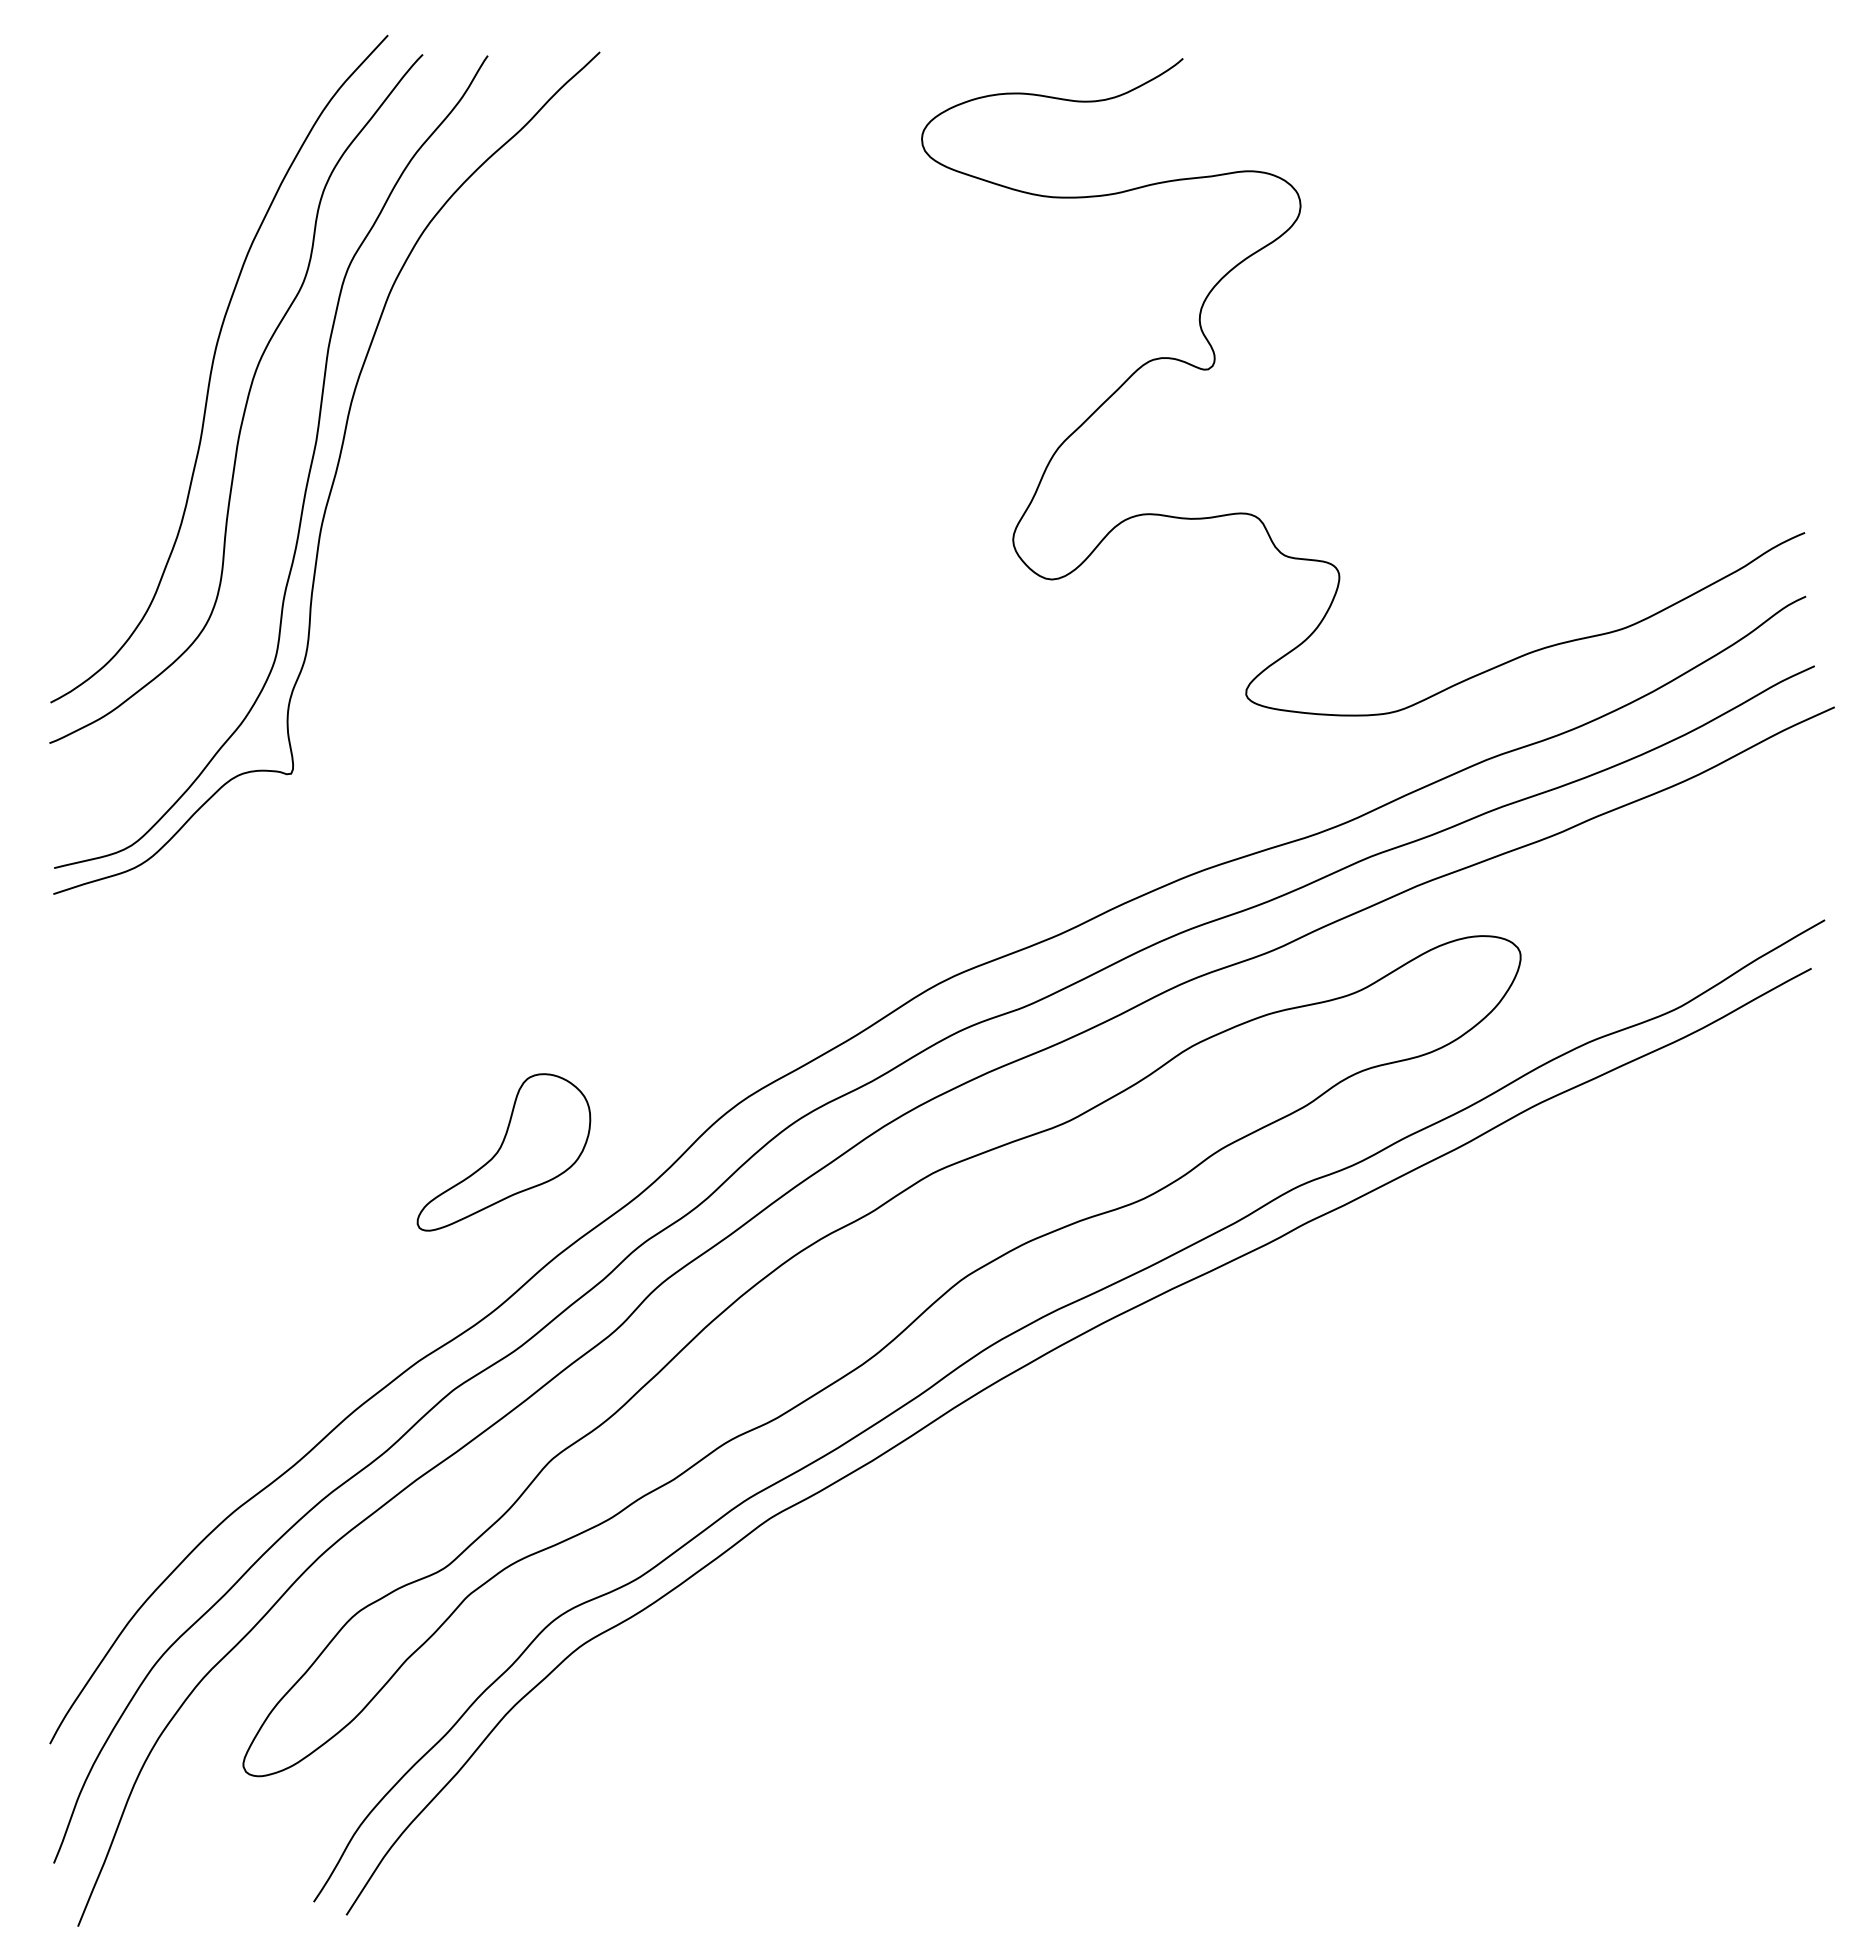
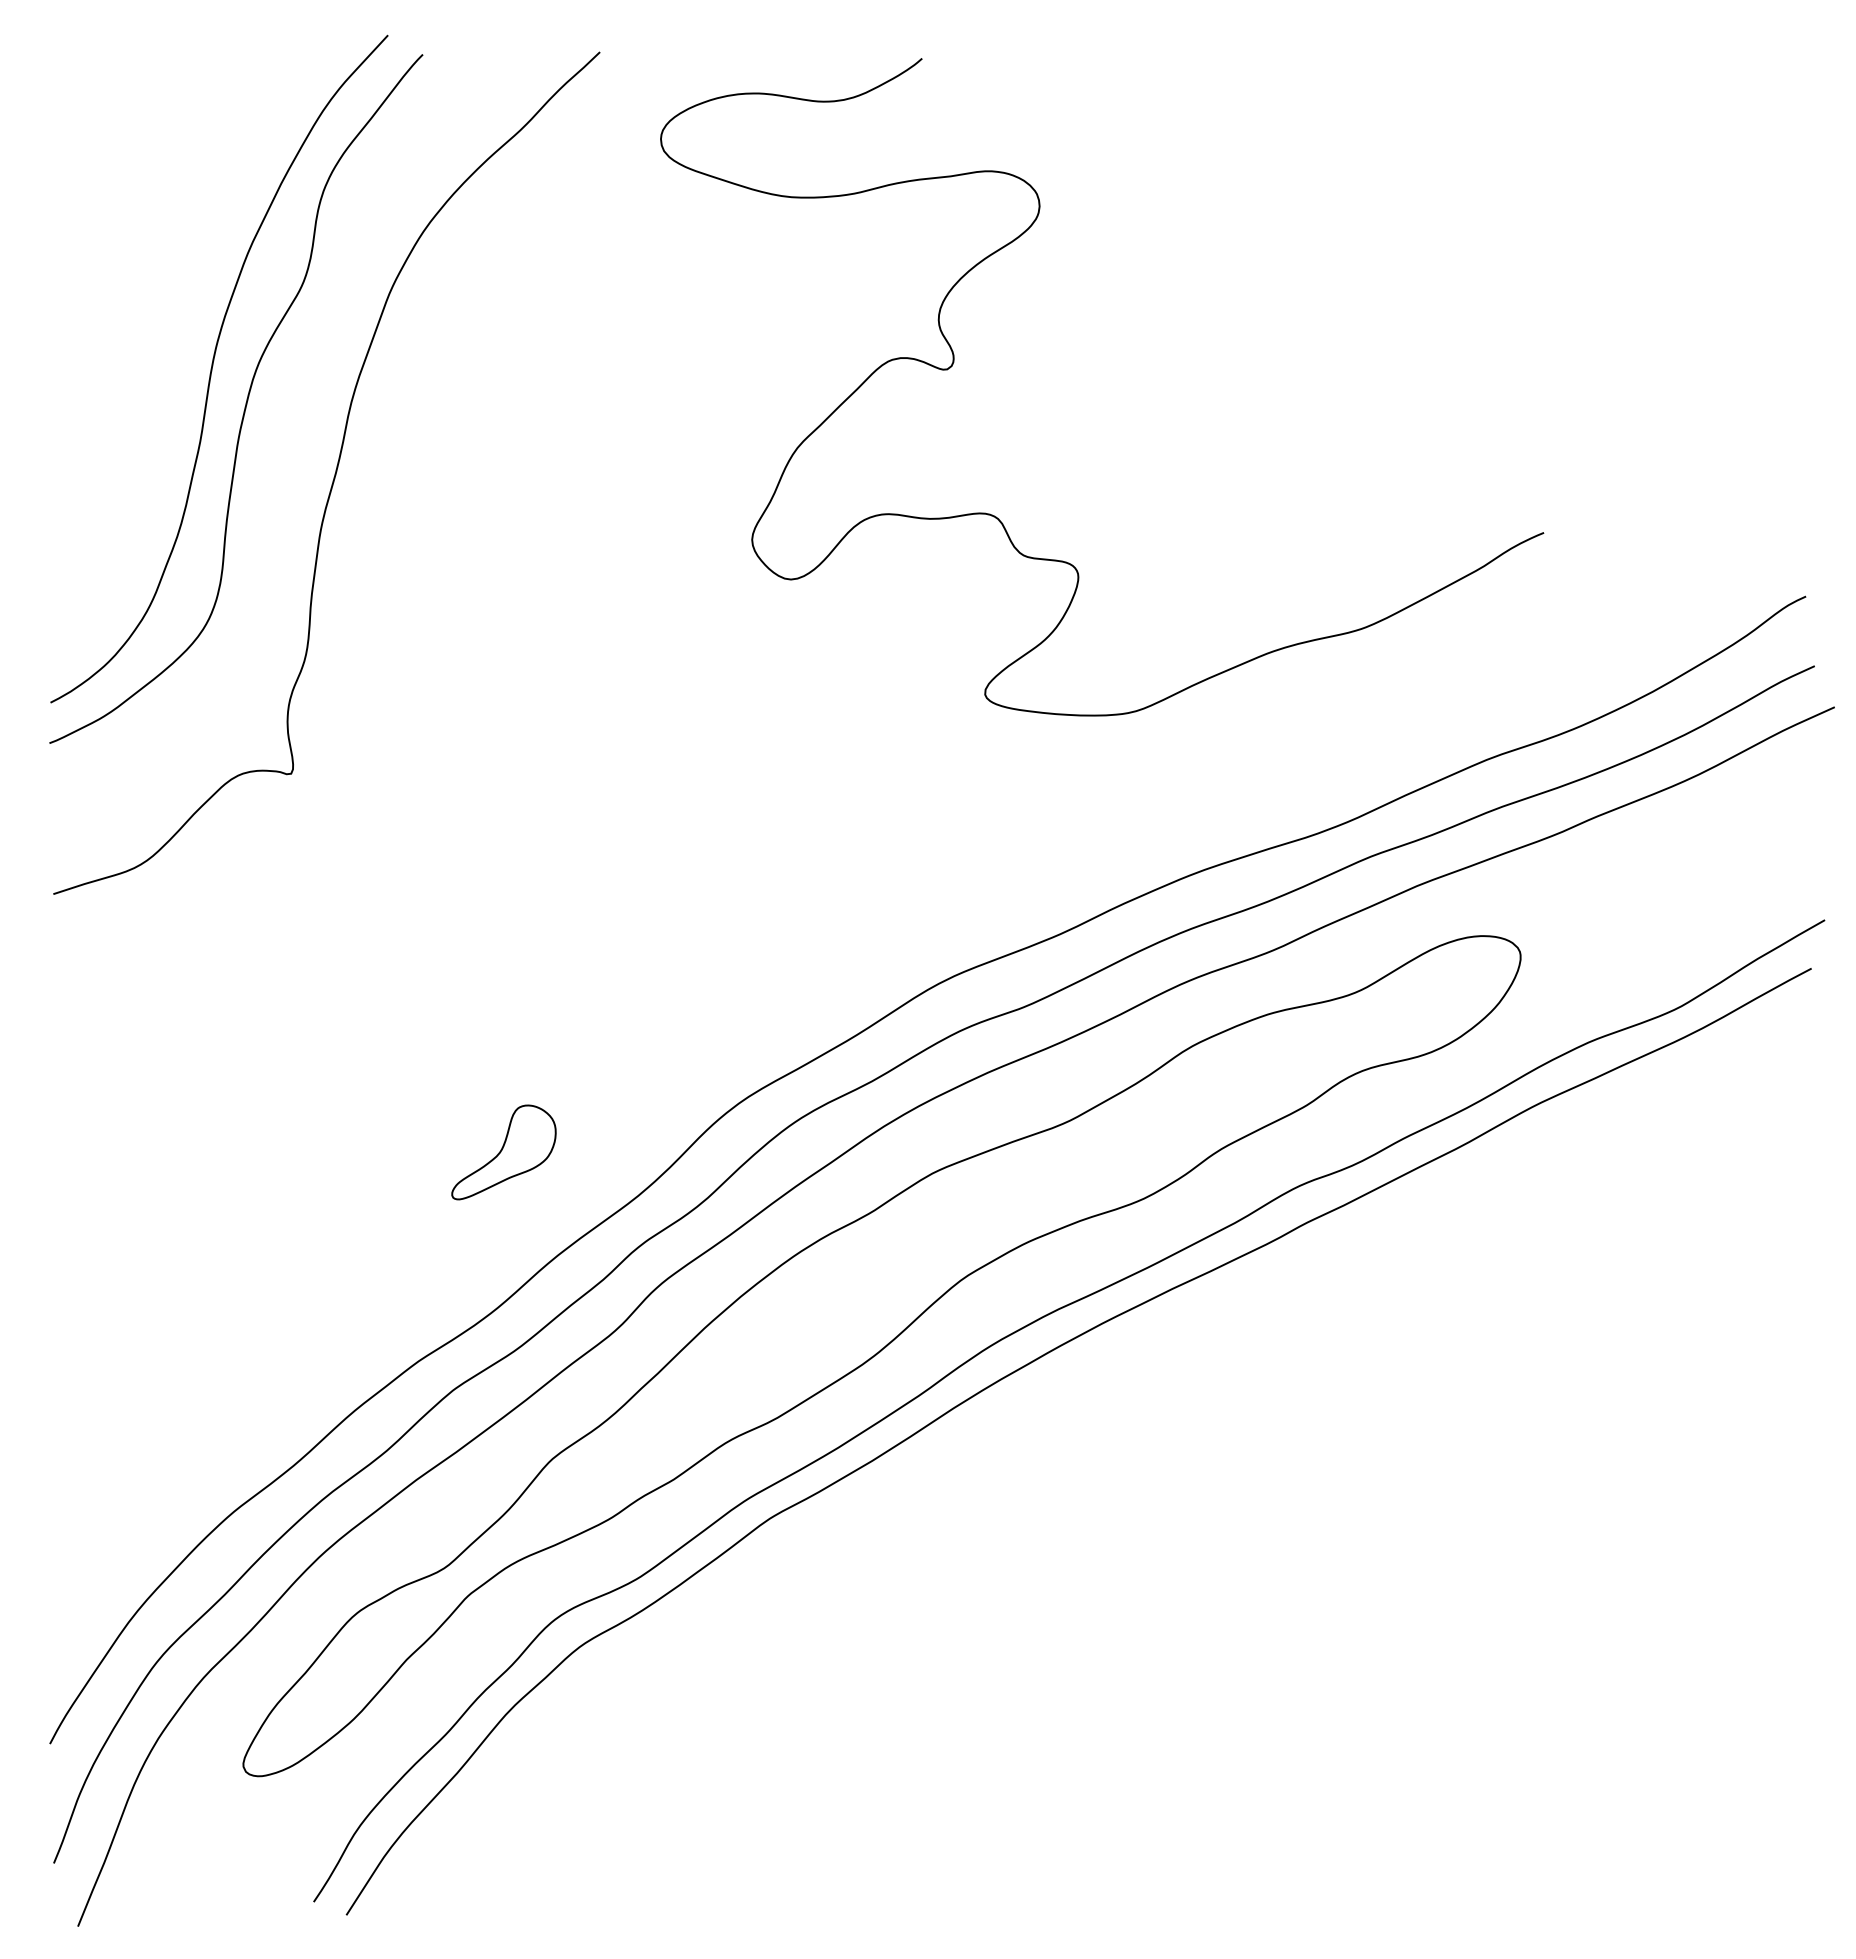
curve position: (1215, 362) -> (954, 362) (954, 362)
curve: present -> none (308, 471)
part size: 176x159 px -> 106x97 px (503, 1152)
